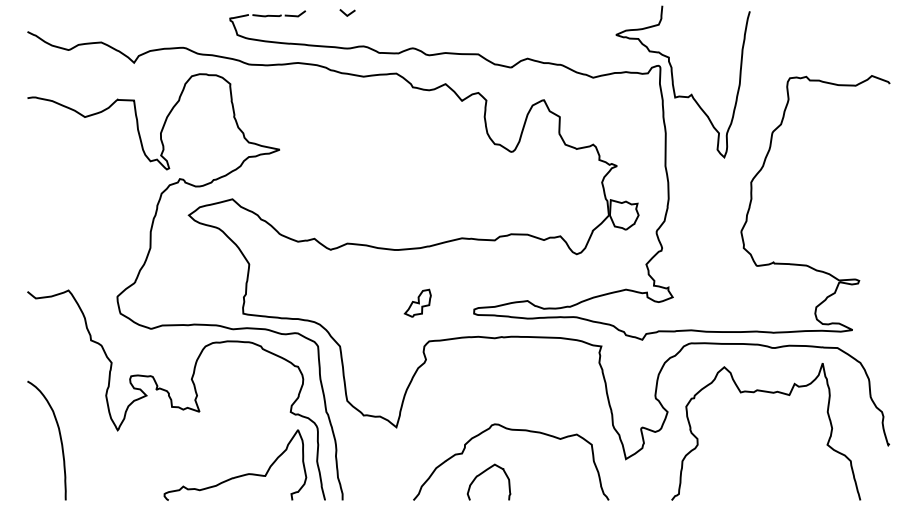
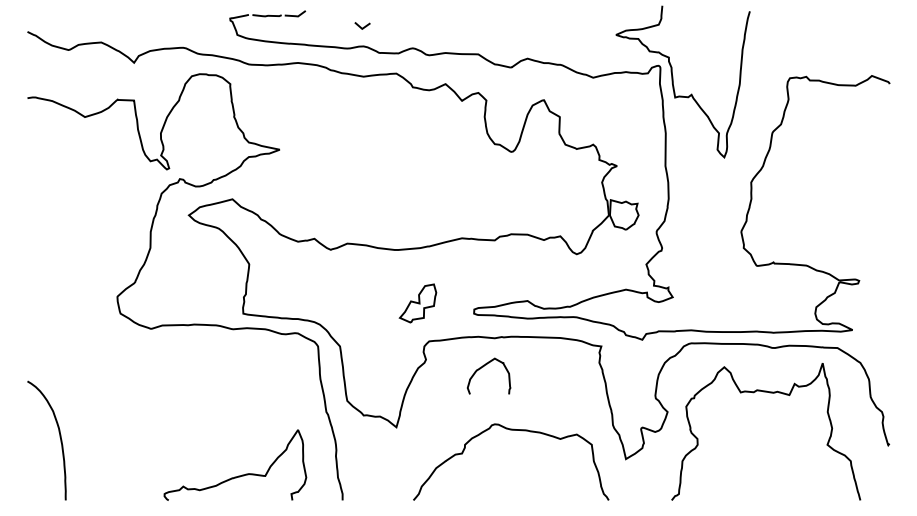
line position: (346, 13) -> (361, 26) (361, 26)
part size: 29x30 px -> 40x41 px (417, 303)
curve: present -> none (170, 396)
curve position: (483, 473) -> (483, 367) (483, 367)
